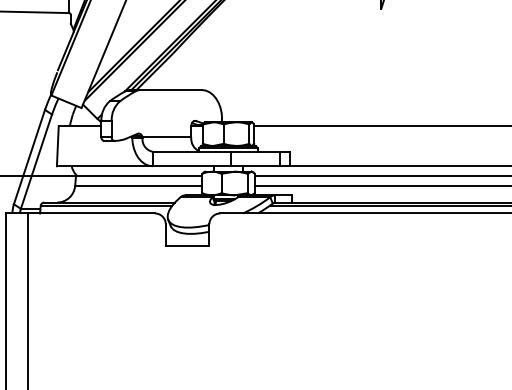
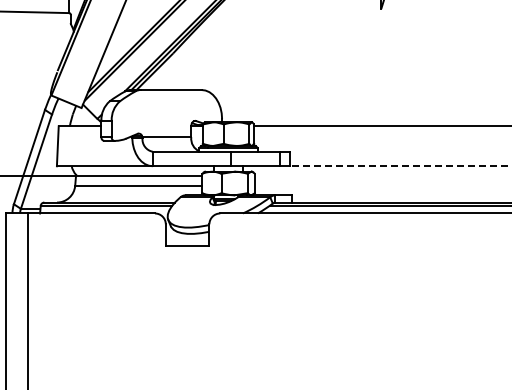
line: solid -> dashed (400, 166)
line: present -> none (381, 176)
line: present -> none (381, 186)
